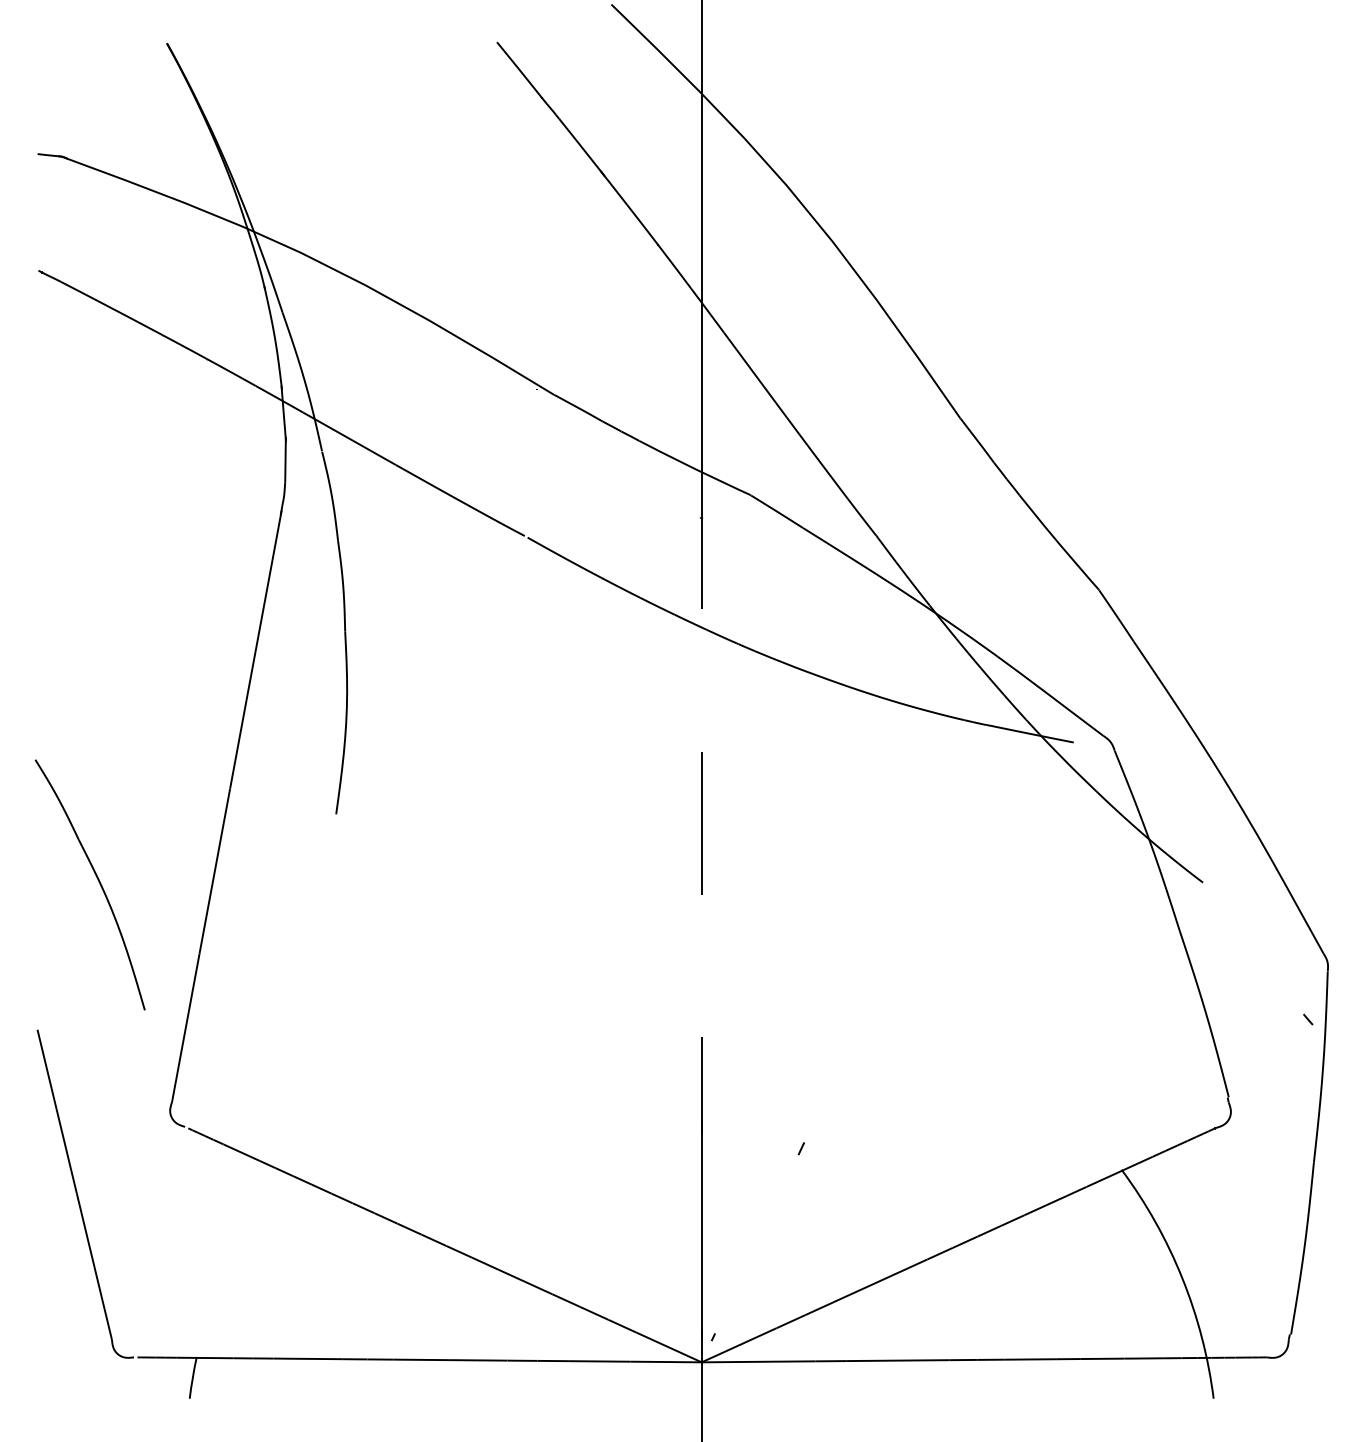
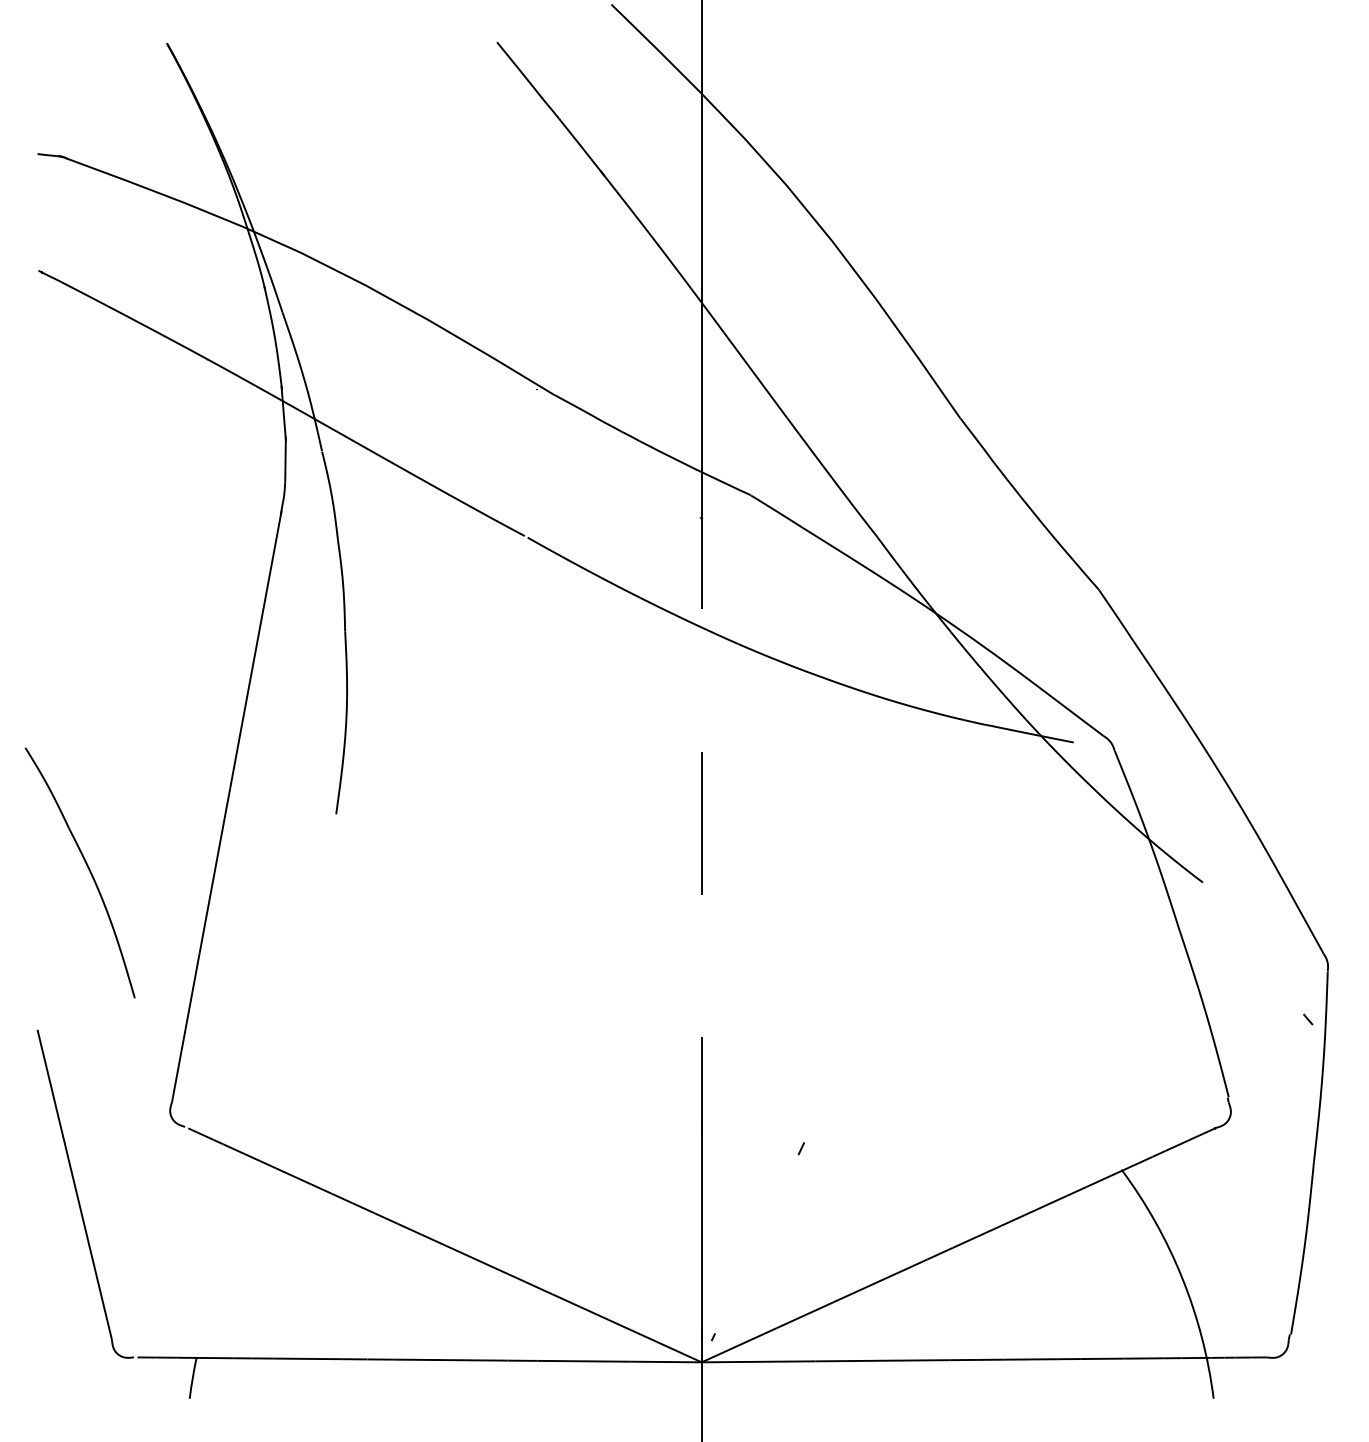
part position: (97, 880) -> (87, 868) (87, 868)
